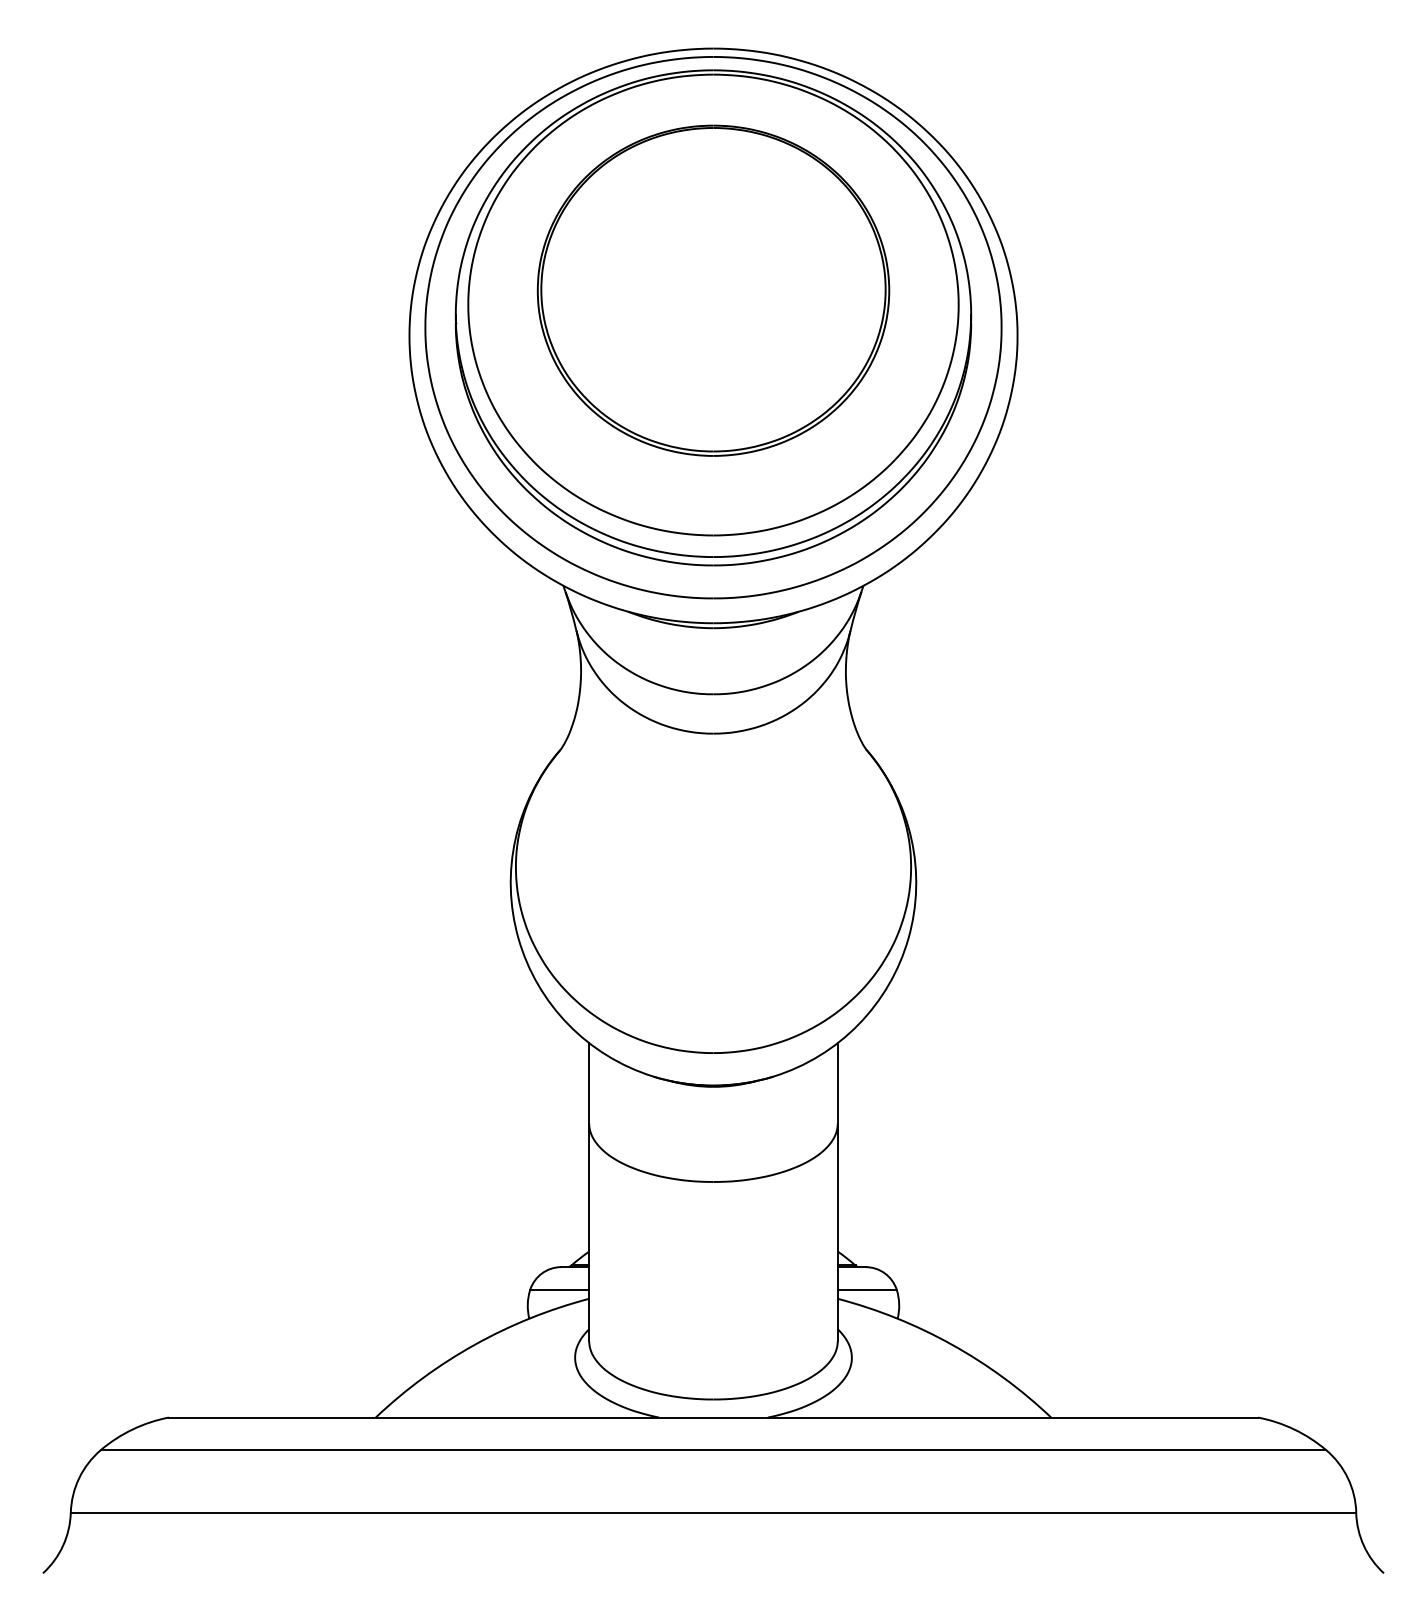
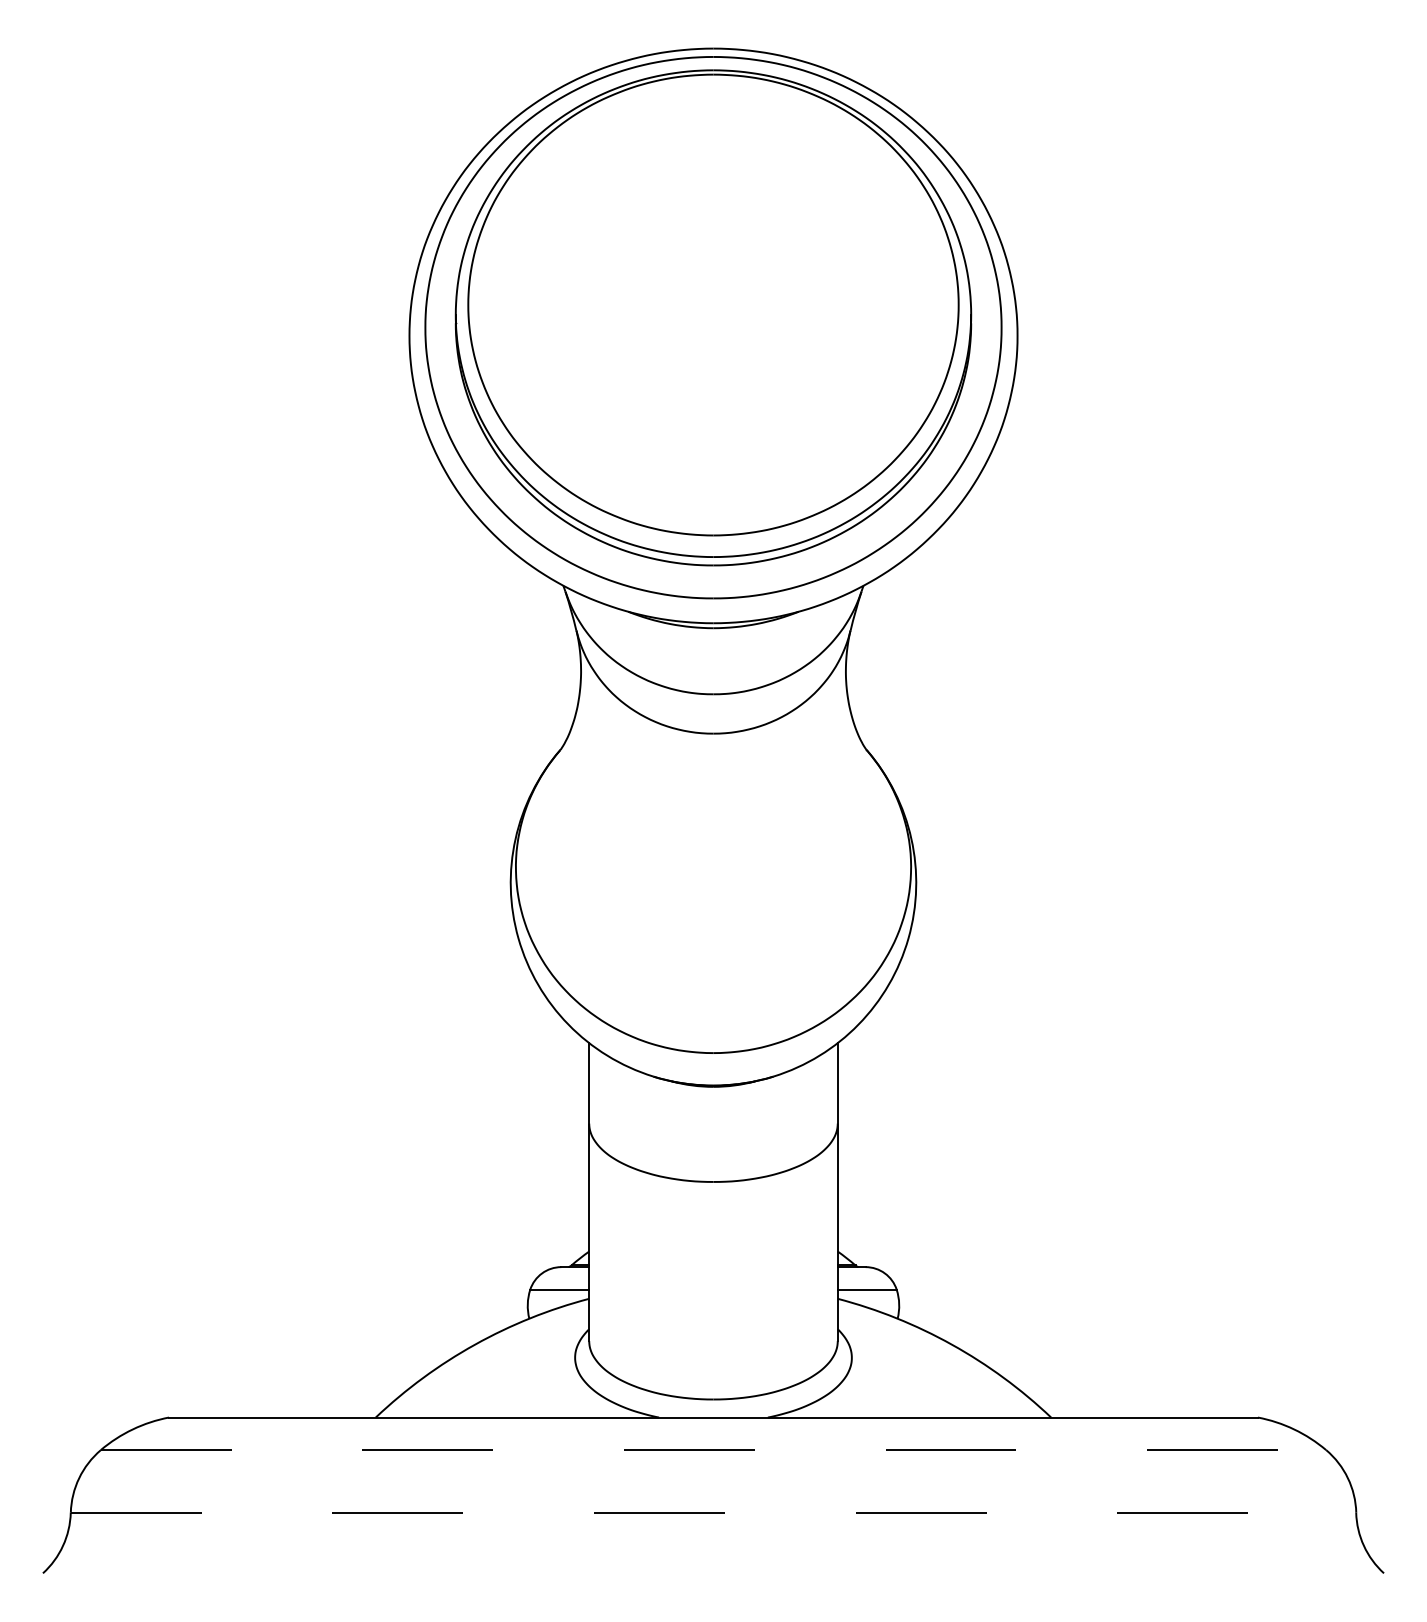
part: present -> none (713, 290)
line: solid -> dashed (713, 1450)
line: solid -> dashed (713, 1512)
